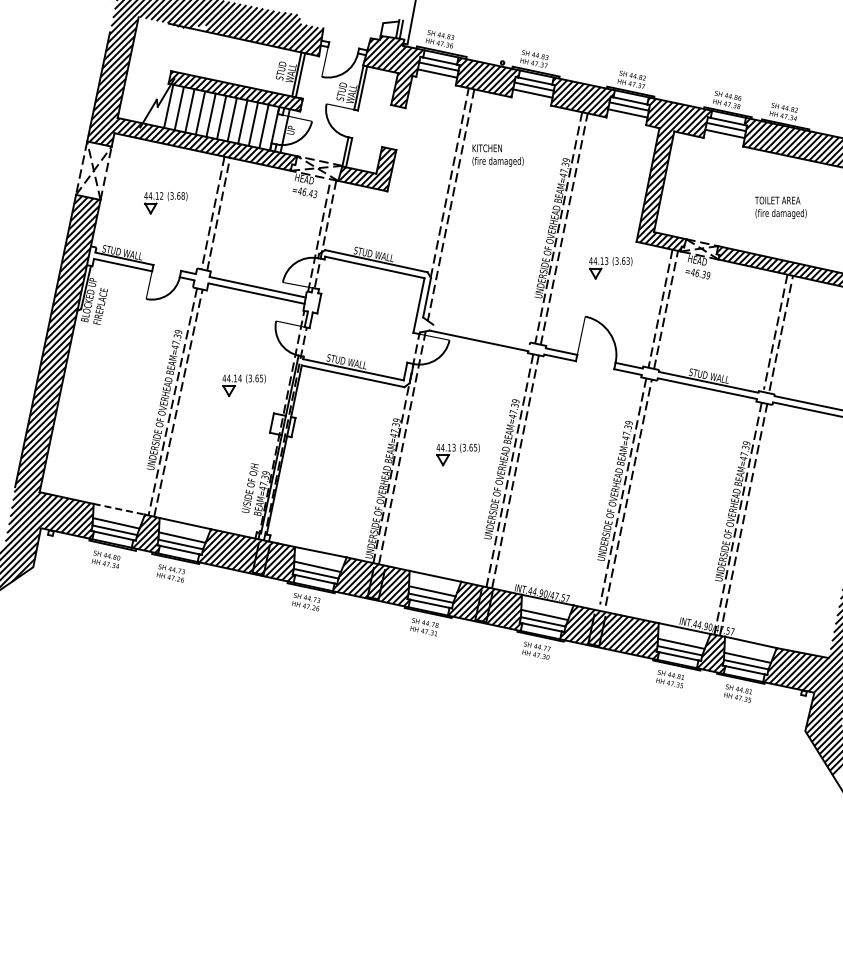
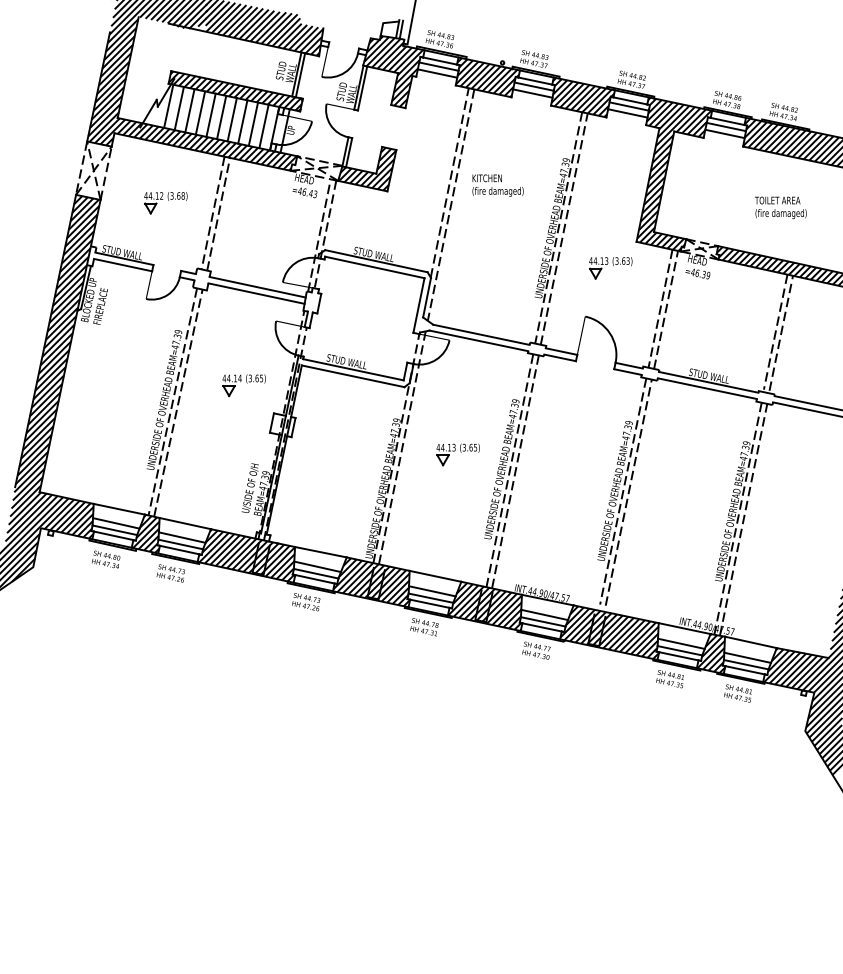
text position: (497, 155) -> (497, 185) (497, 185)
line: none -> present (481, 334)
line: dashed -> solid (119, 509)
